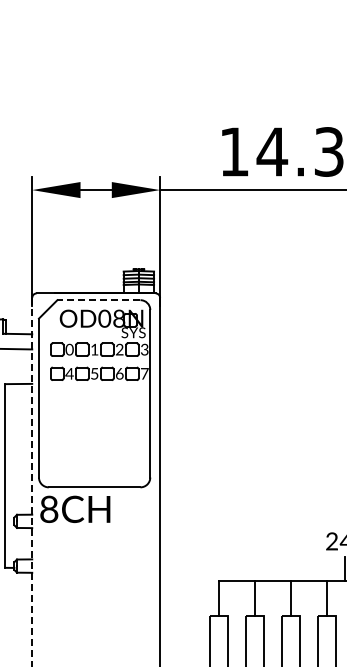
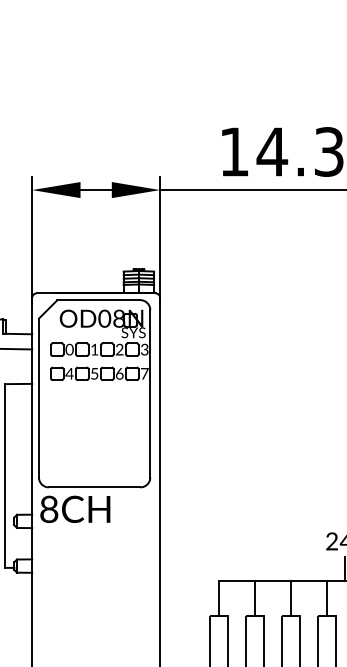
line: dashed -> solid (98, 300)
line: dashed -> solid (32, 482)
